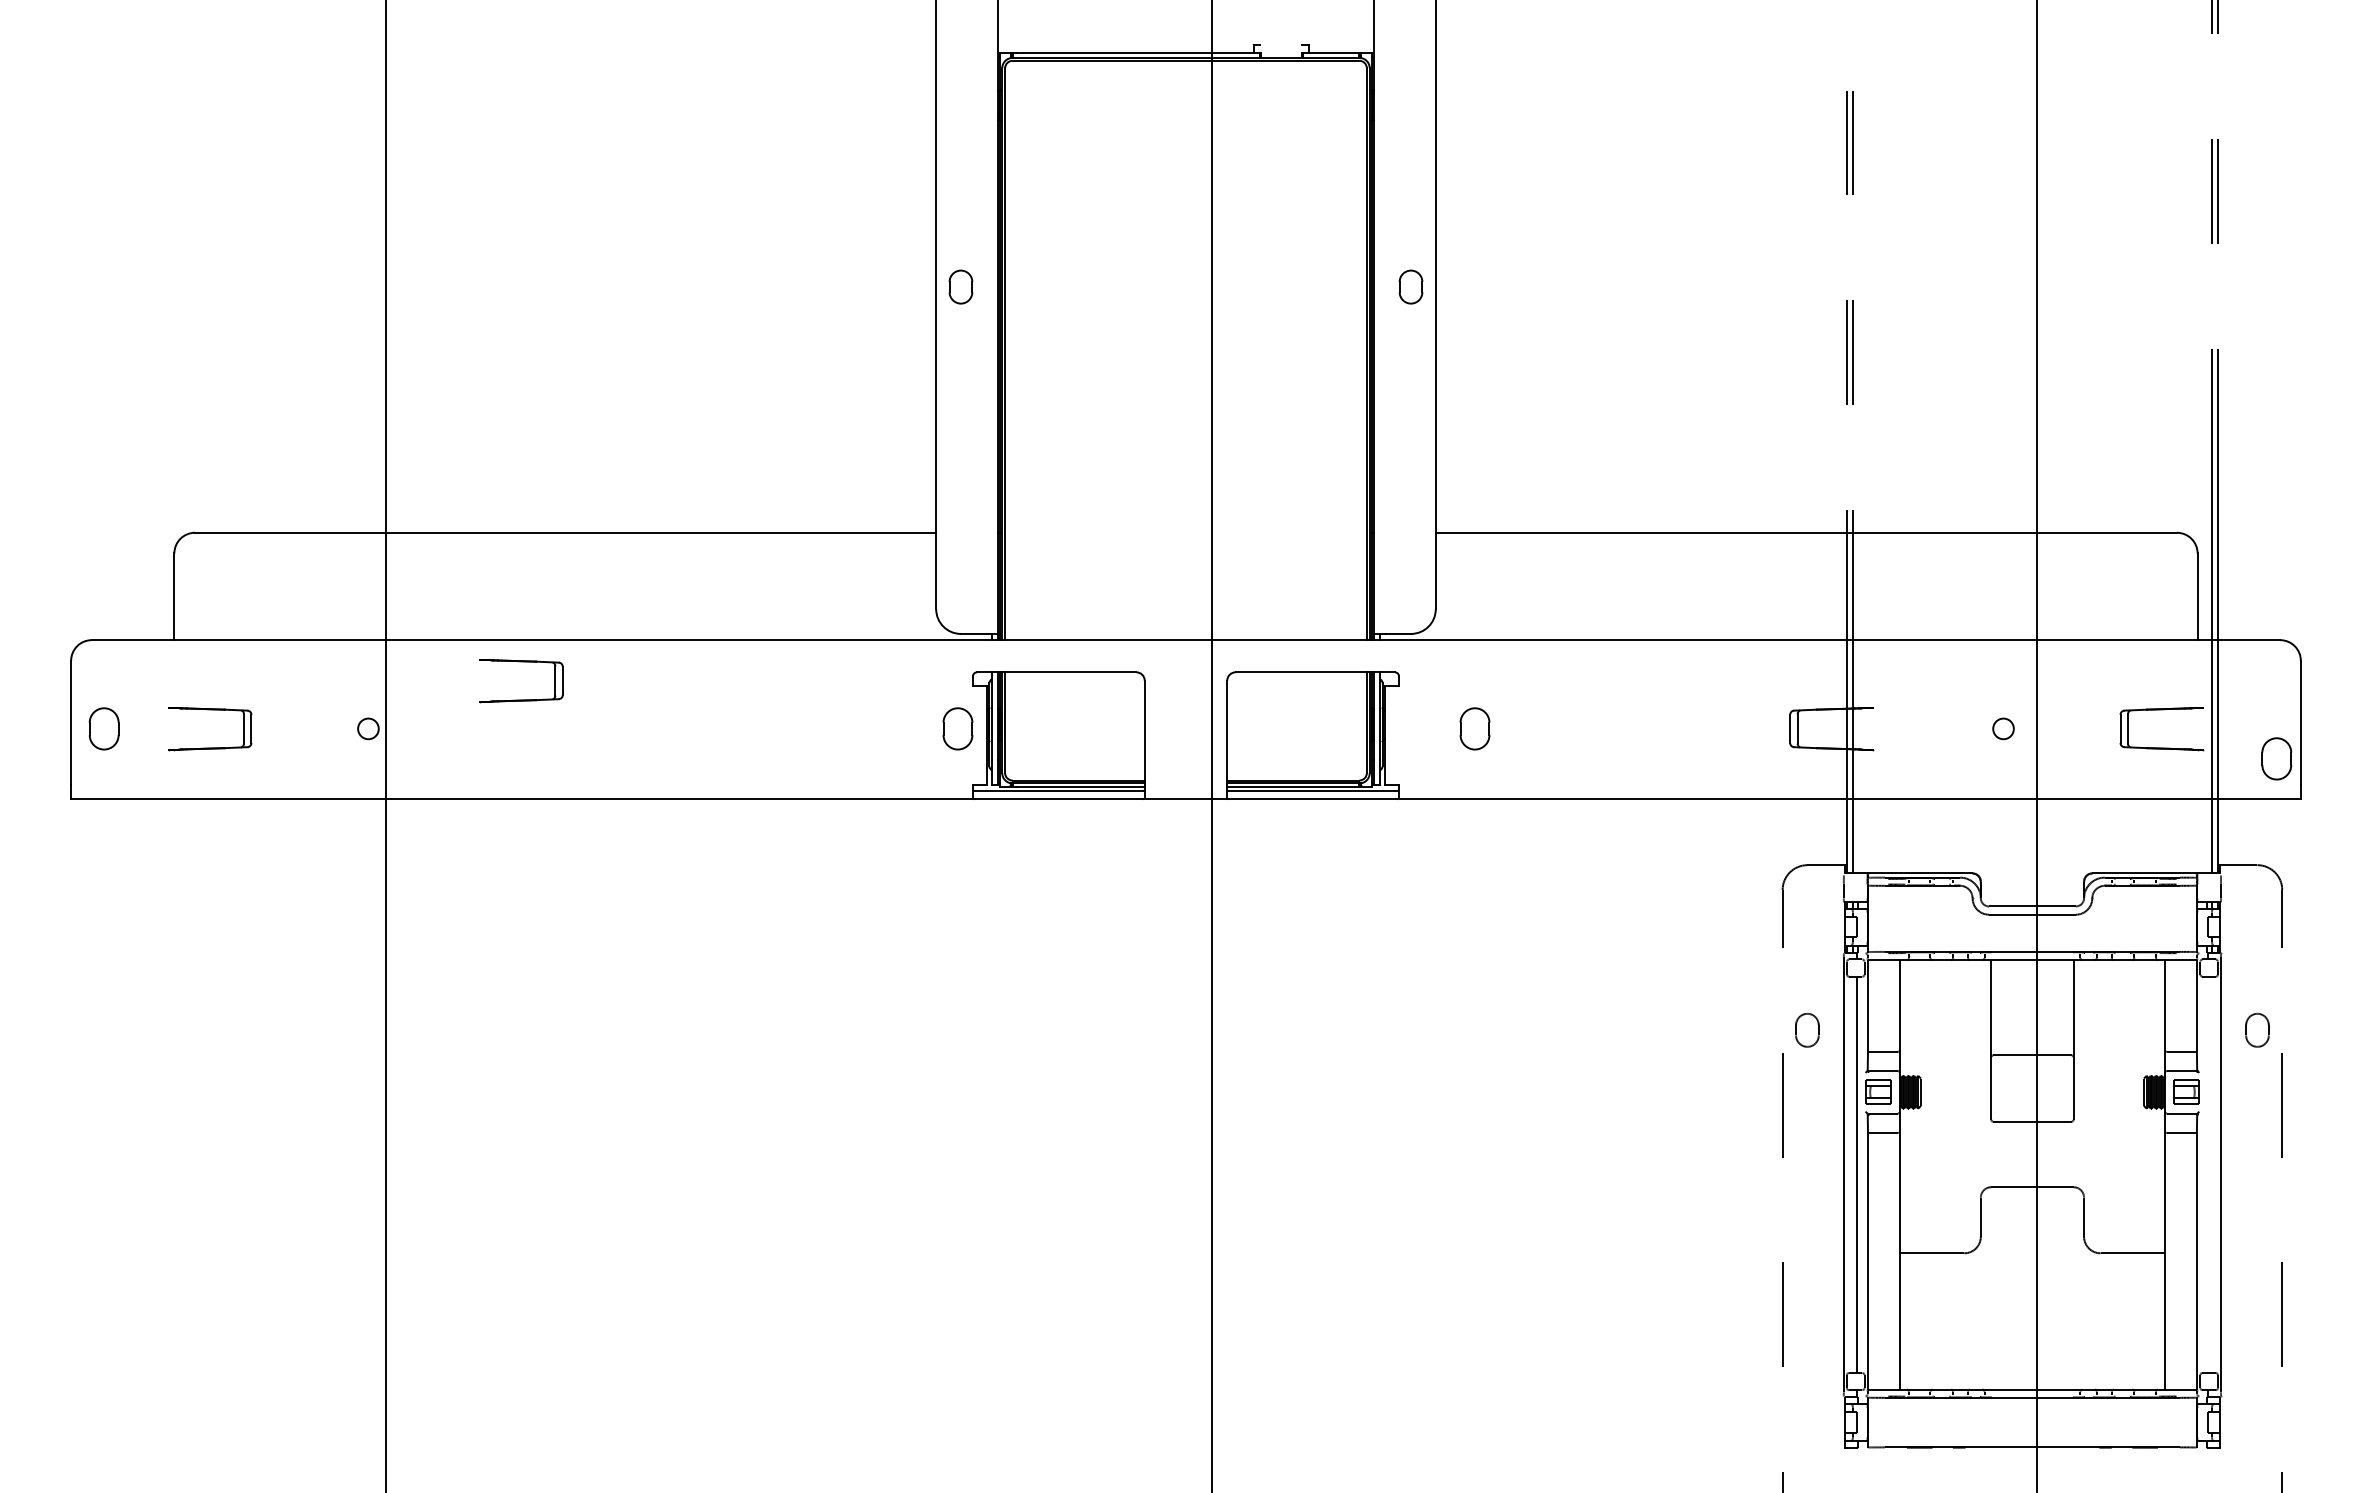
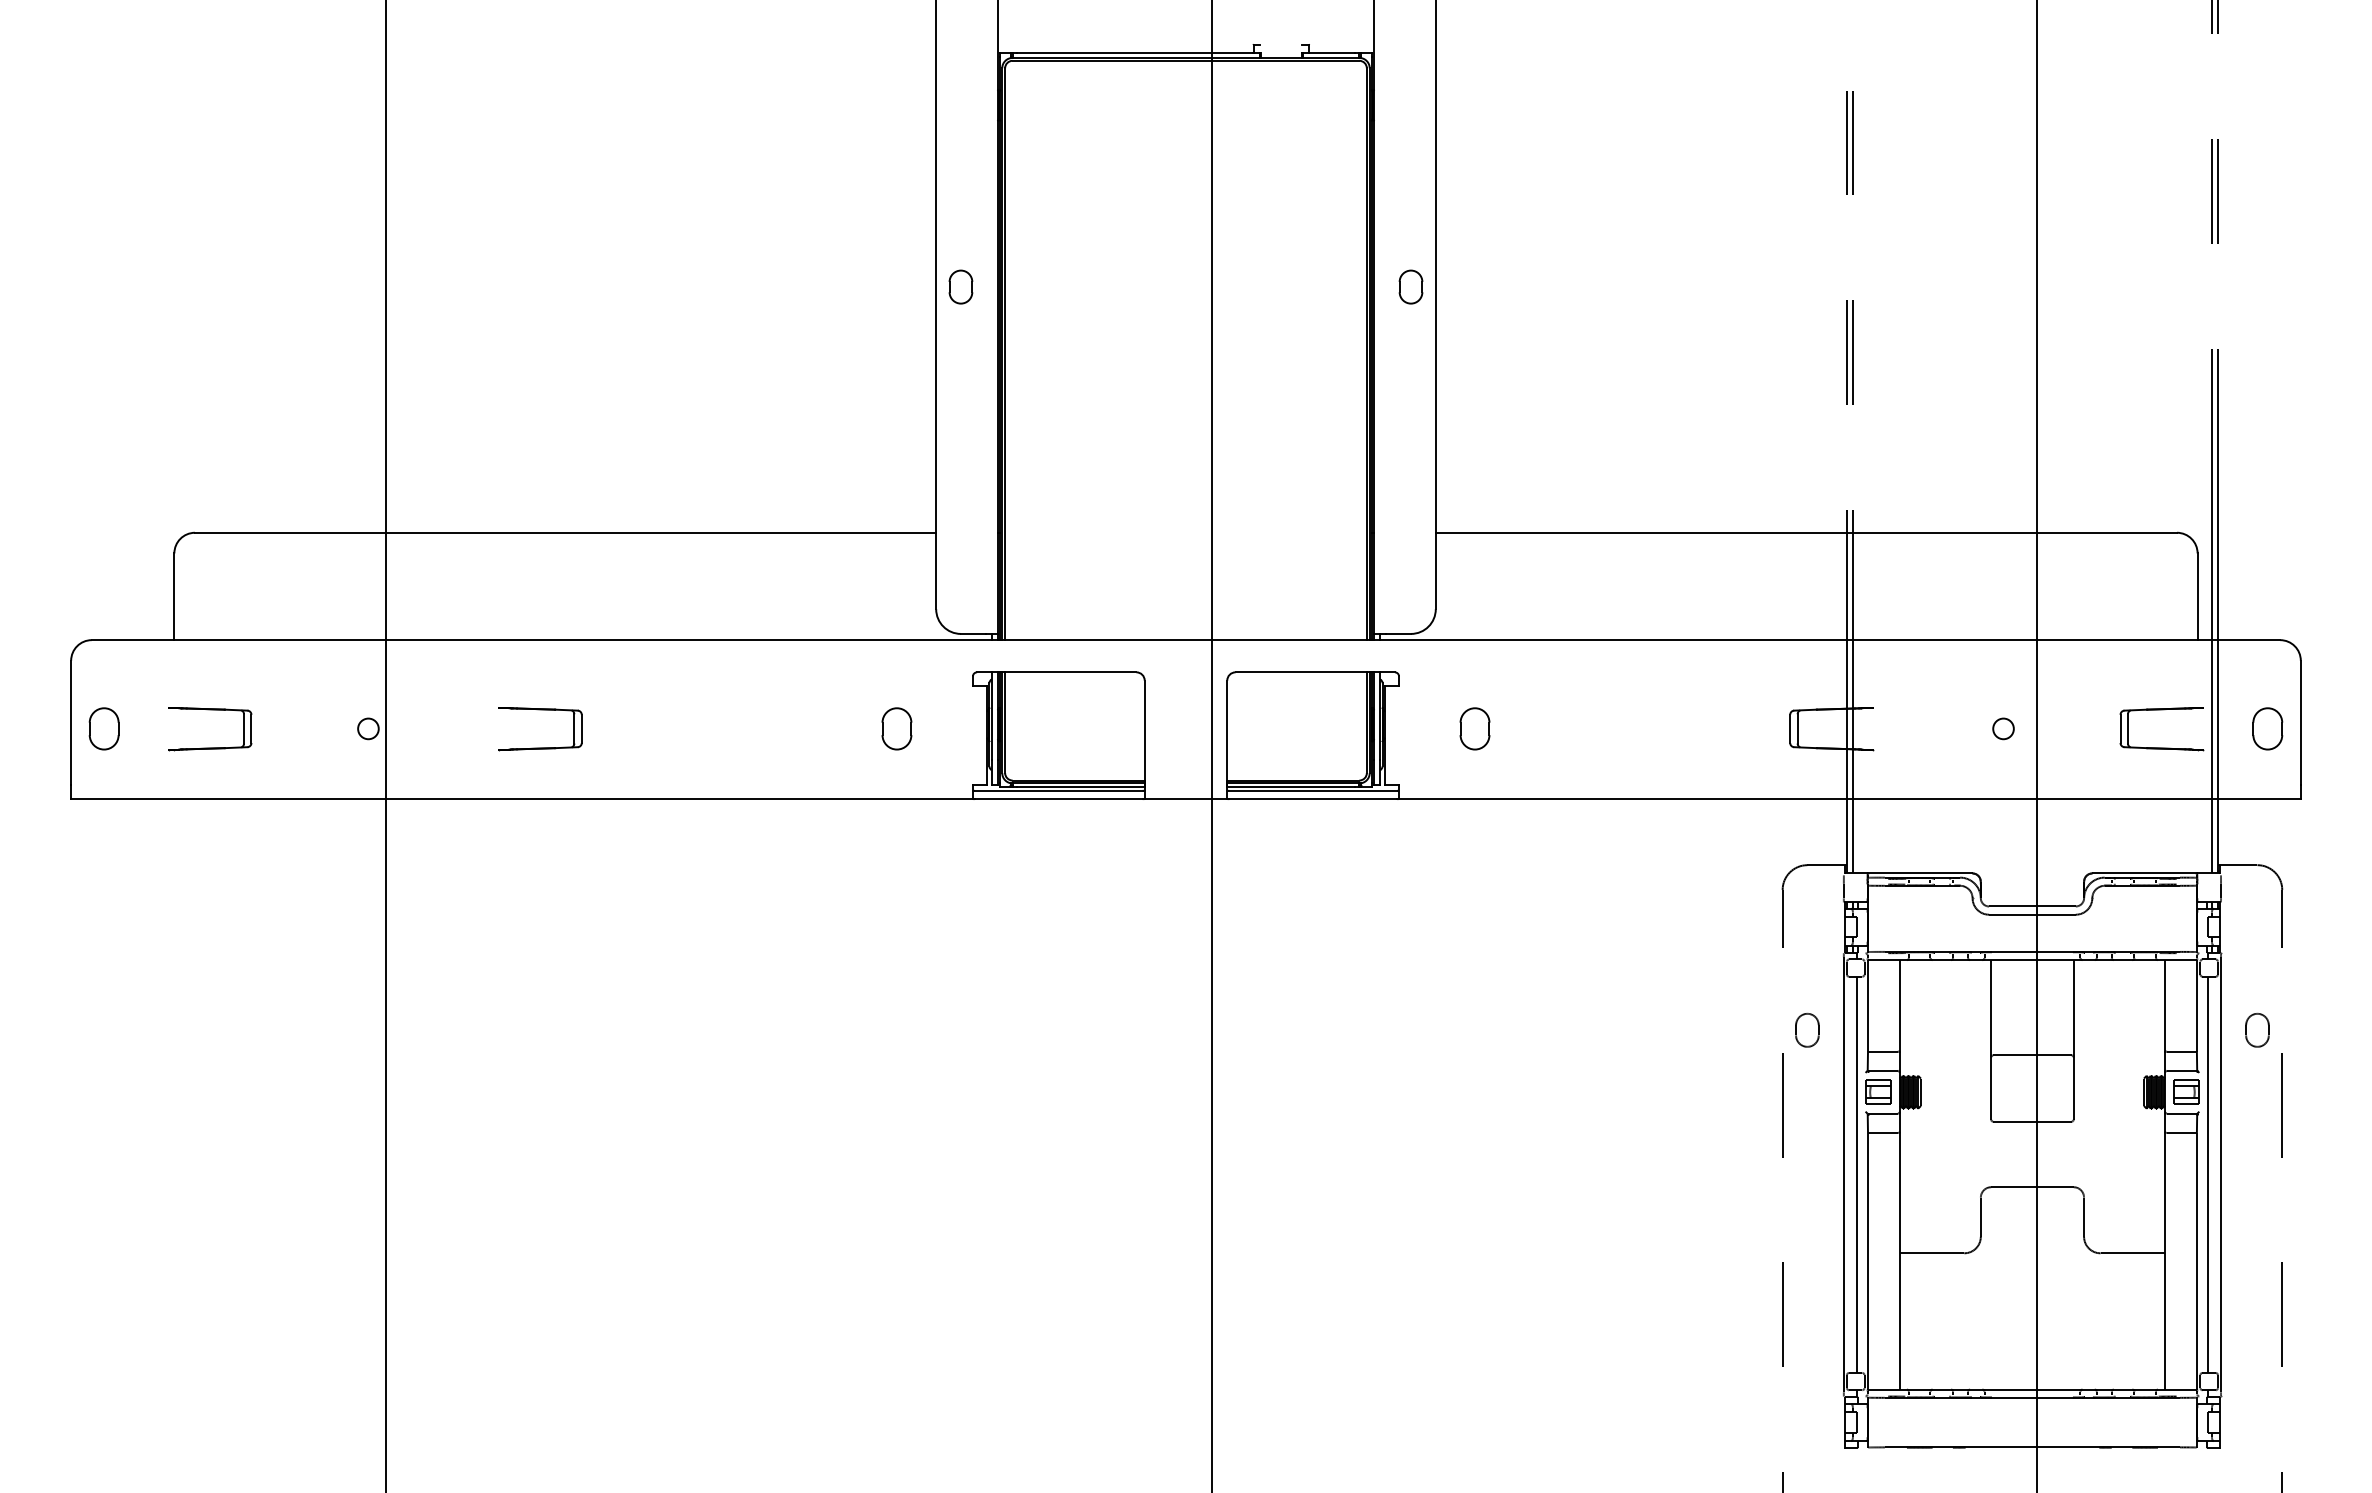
part position: (521, 699) -> (540, 747) (540, 747)
part position: (957, 728) -> (896, 728) (896, 728)
part position: (2276, 758) -> (2267, 728) (2267, 728)
line: none -> present (2208, 1174)
